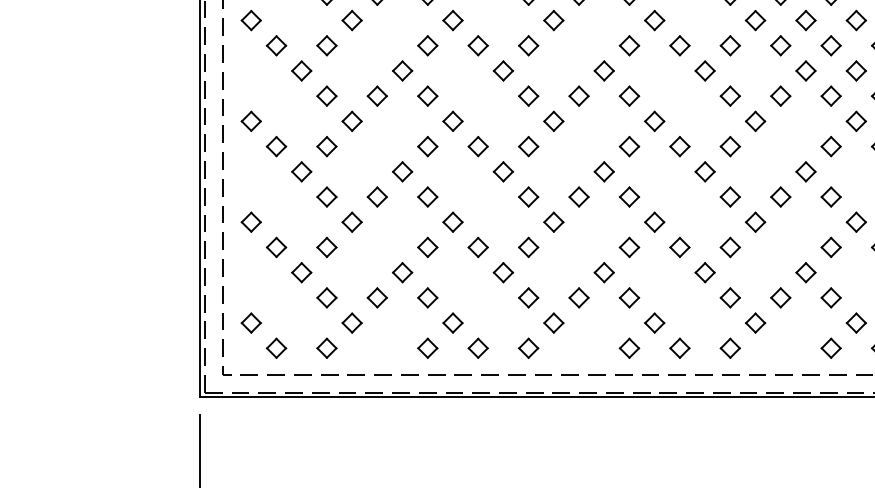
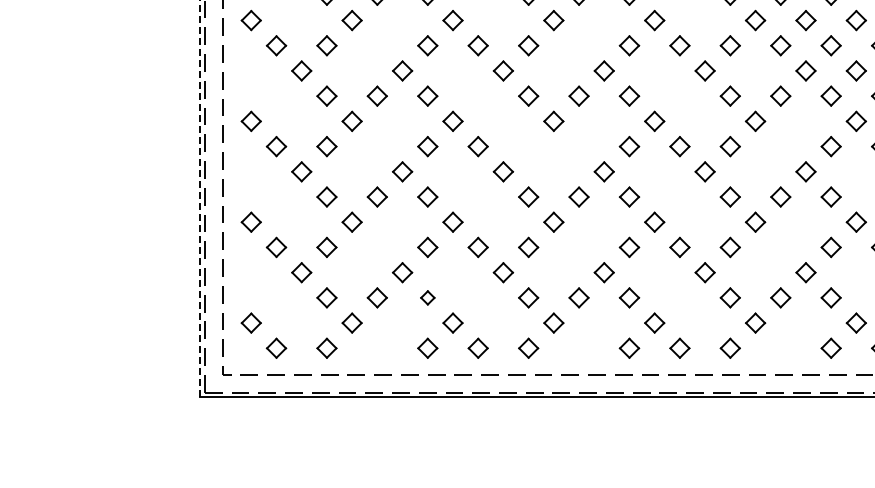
part: present -> none (528, 146)
line: solid -> dashed (200, 198)
part size: 22x22 px -> 16x16 px (427, 297)
line: present -> none (200, 449)
